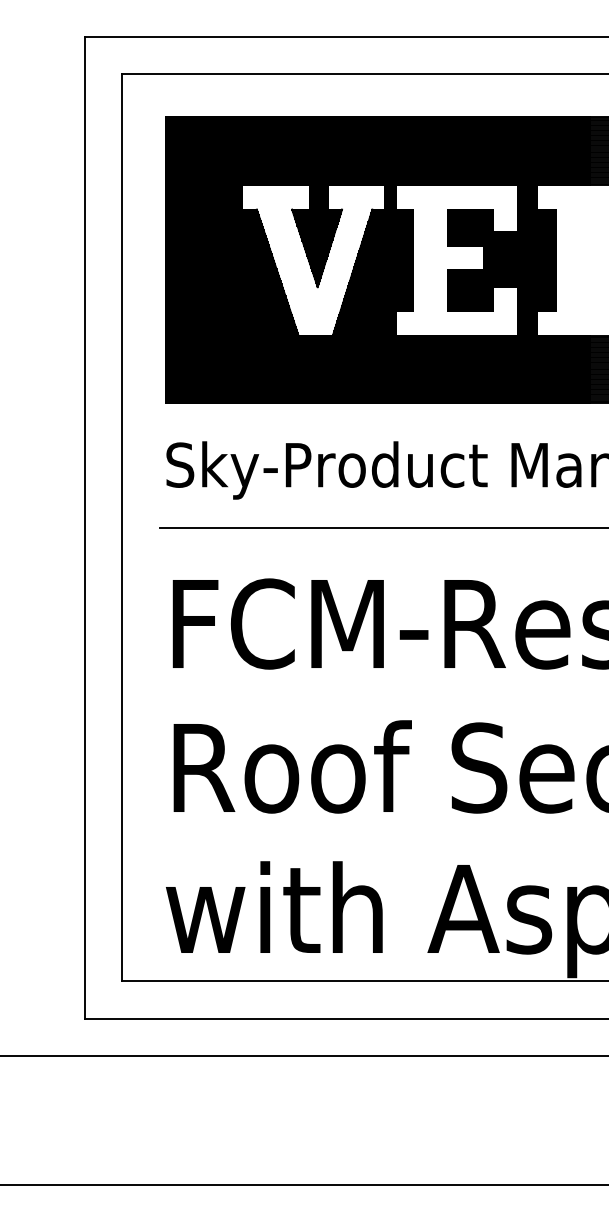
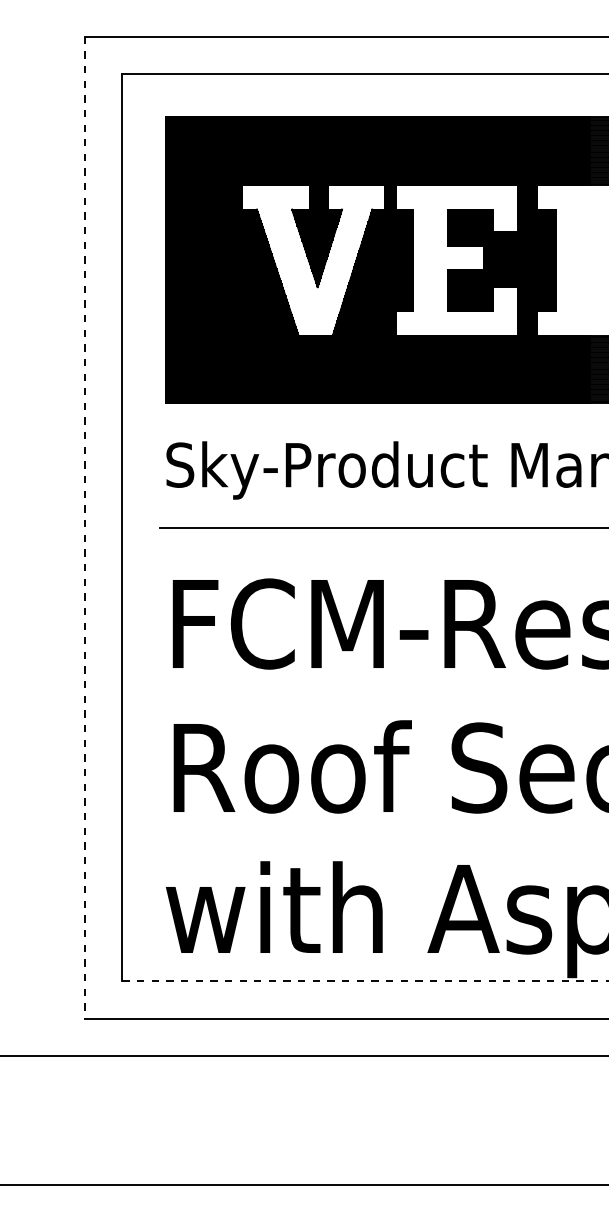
line: solid -> dashed (84, 527)
line: solid -> dashed (365, 980)
